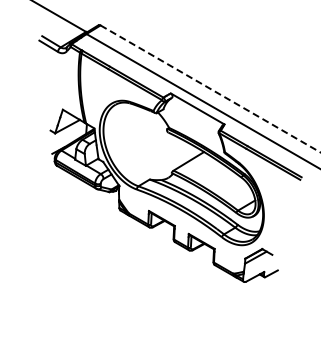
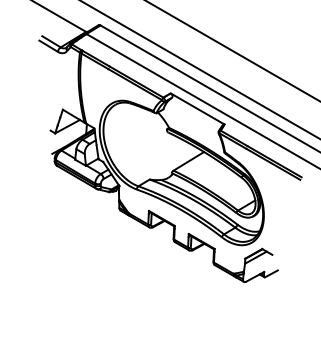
line: none -> present (232, 51)
line: none -> present (199, 69)
line: dashed -> solid (211, 89)
